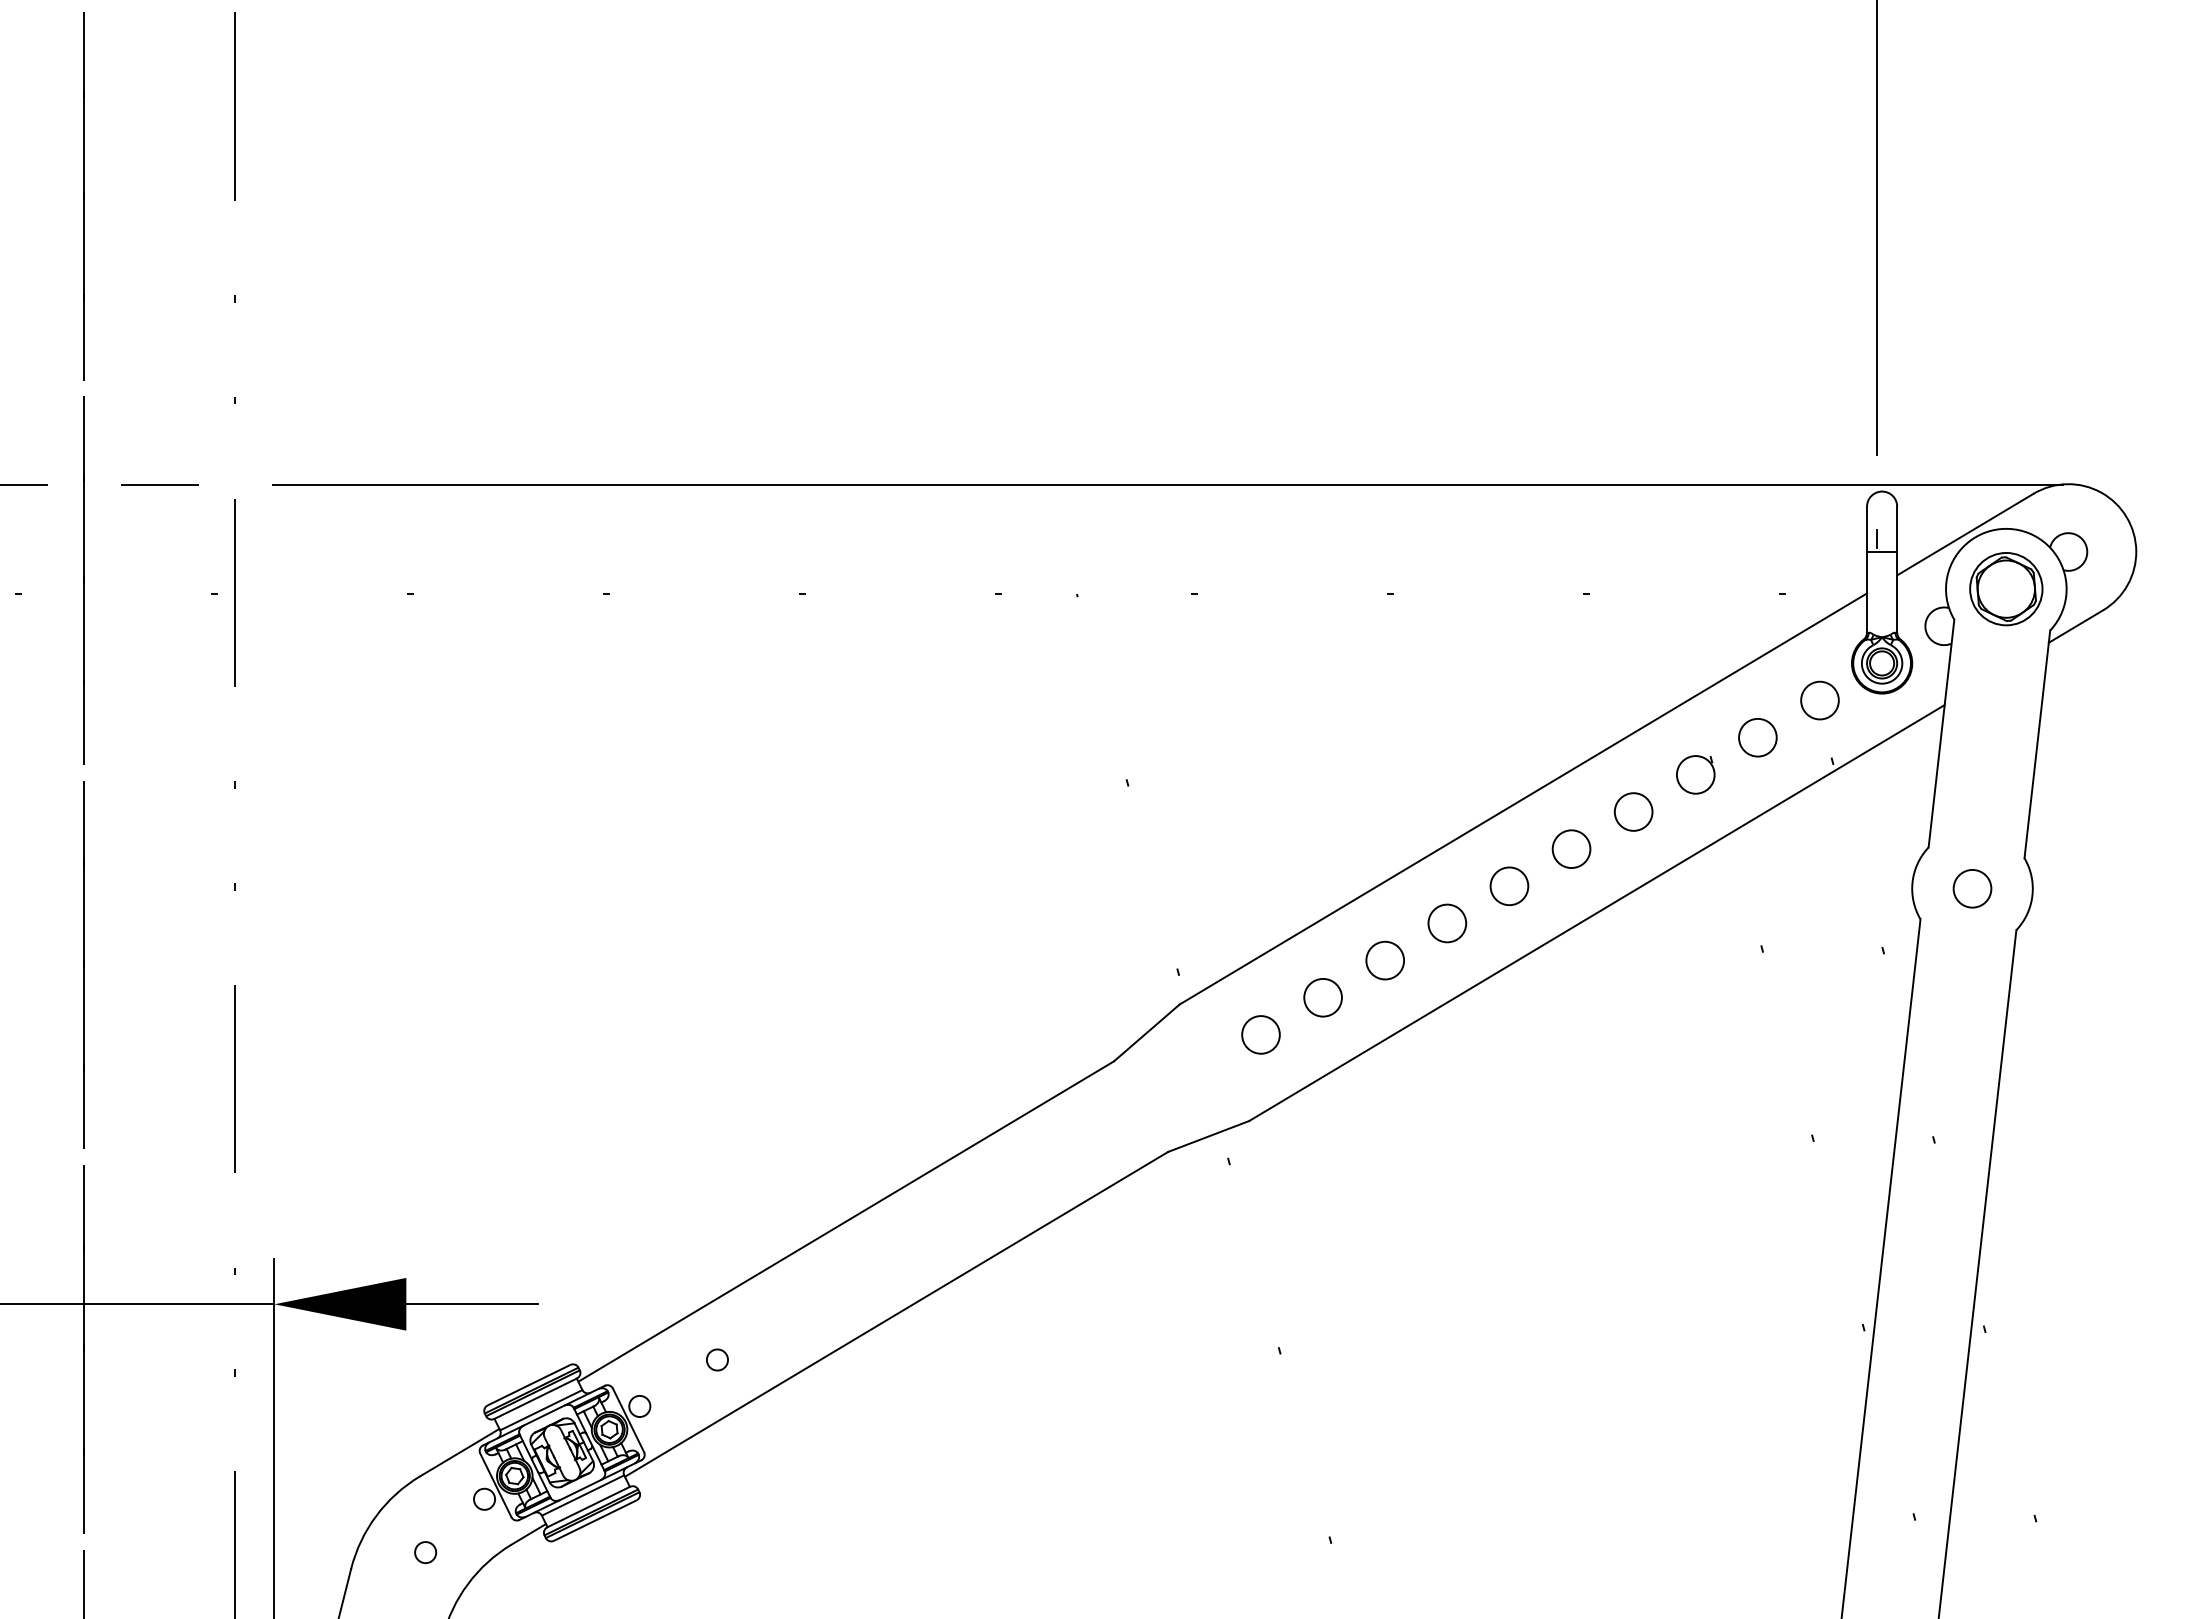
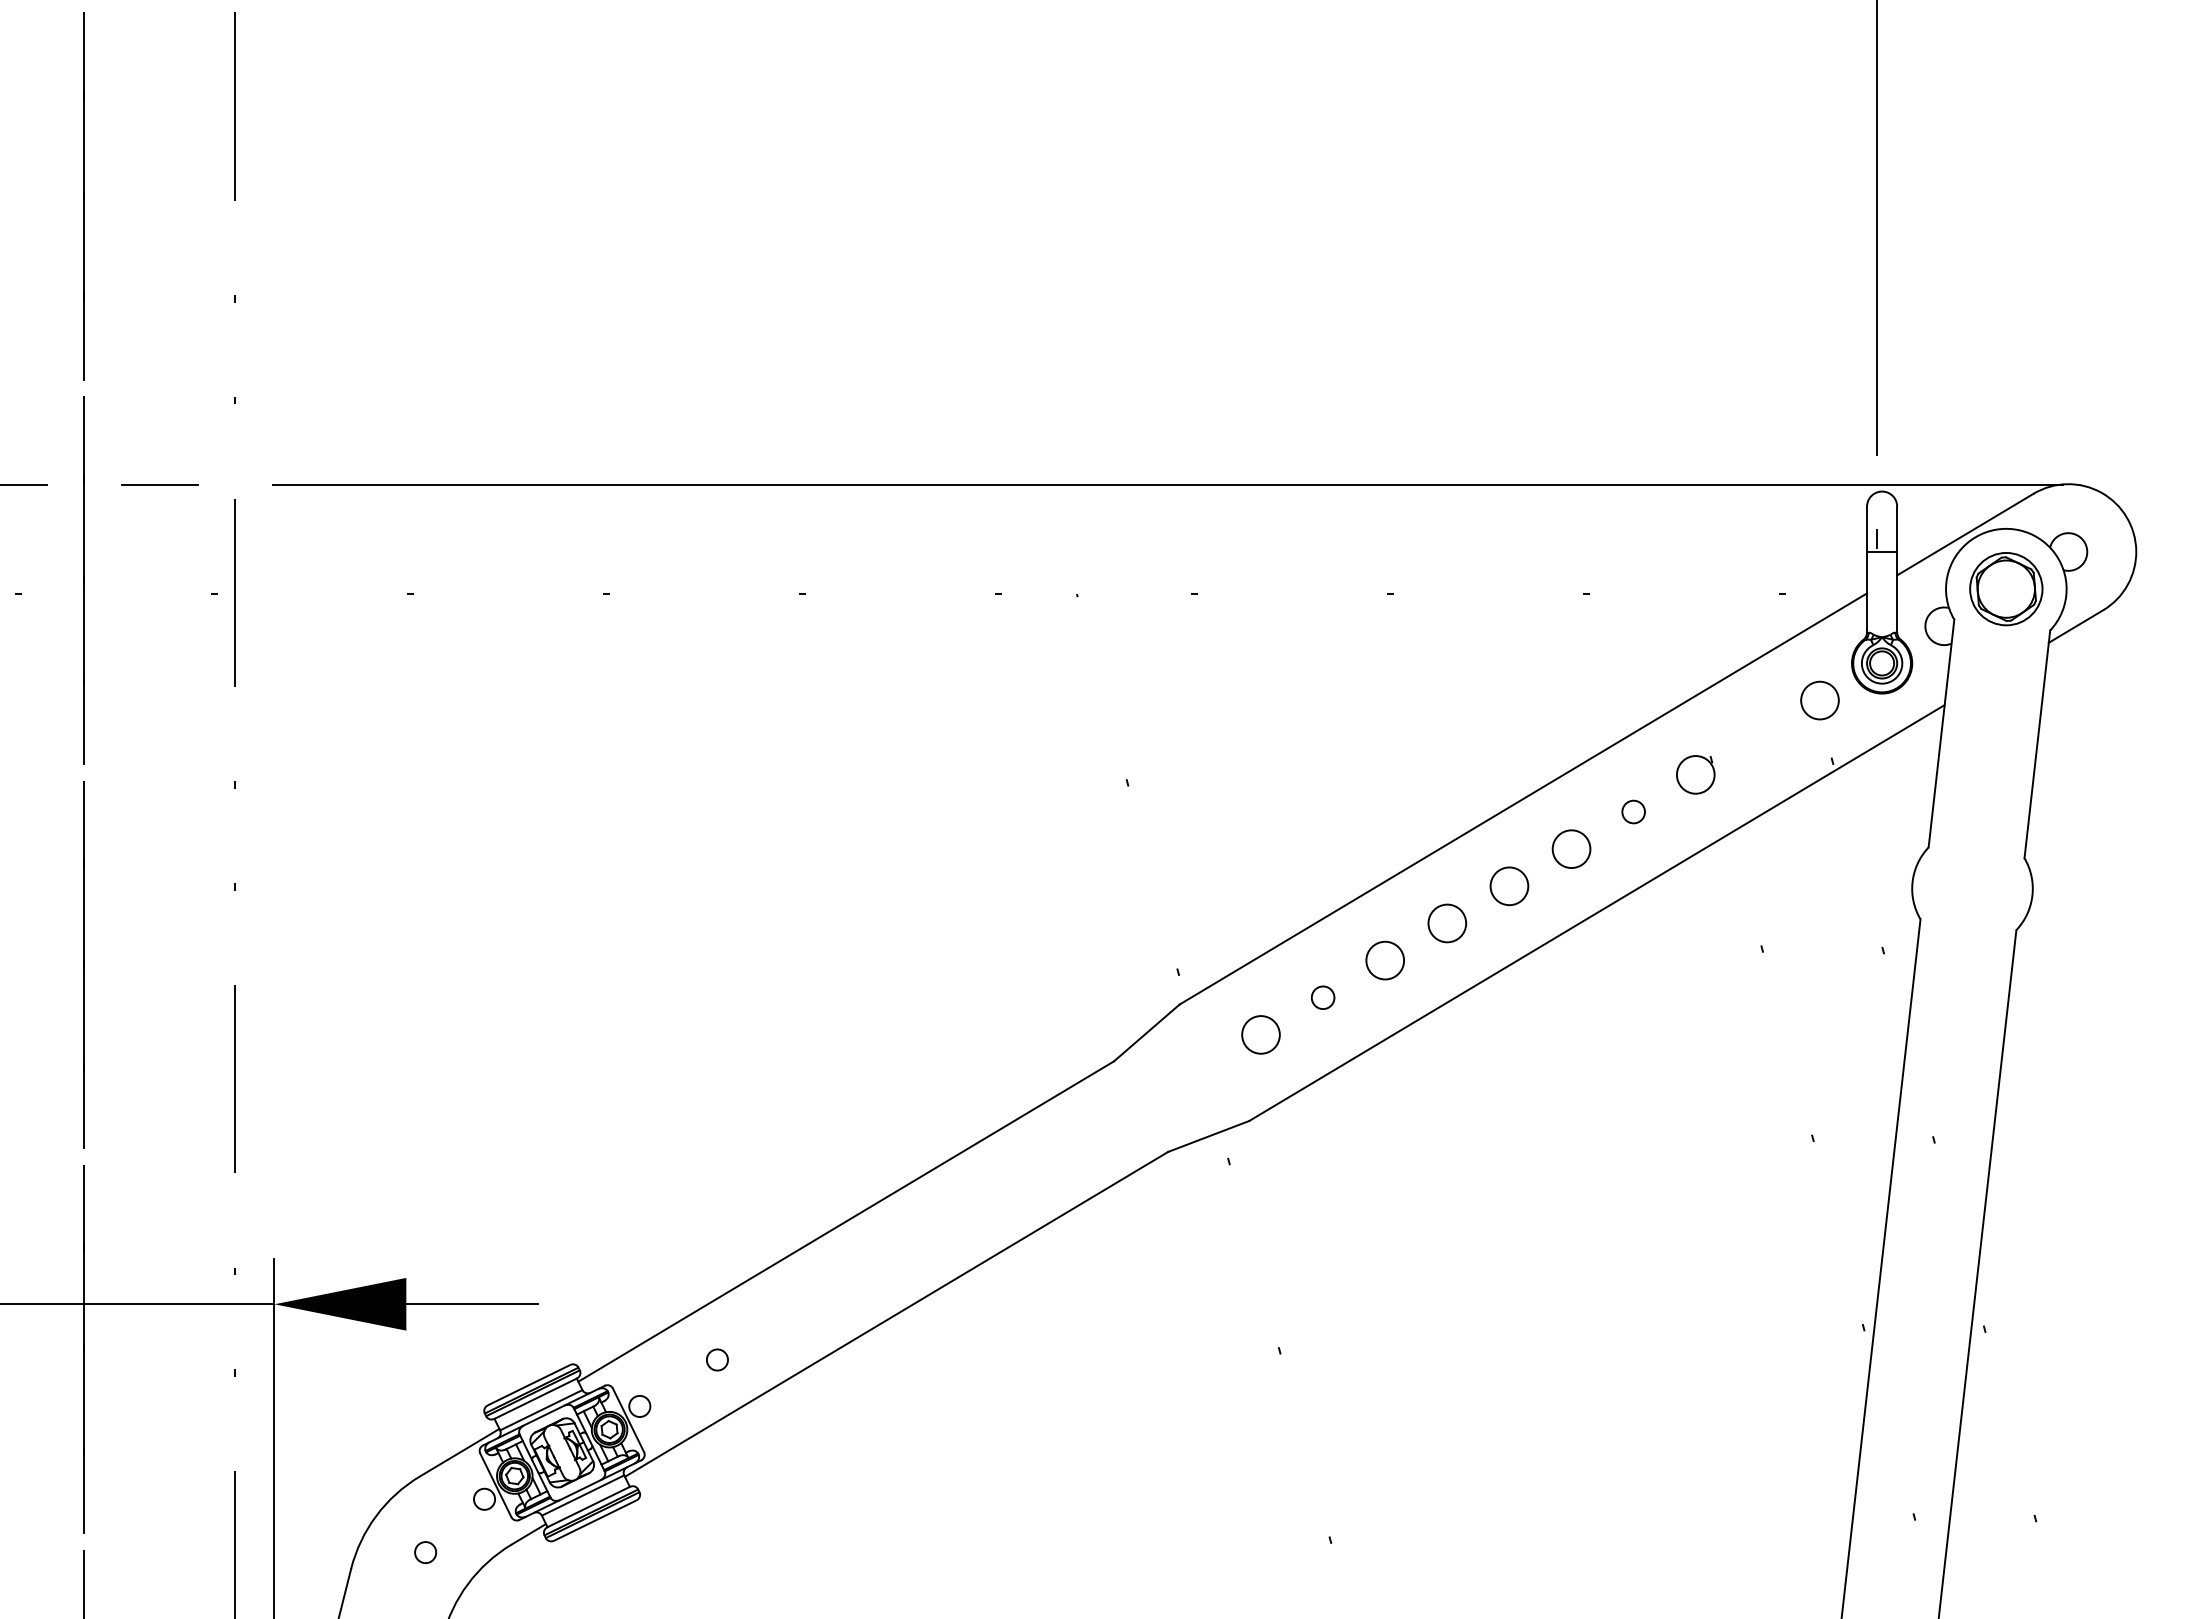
circle: present -> none (1757, 737)
circle diameter: 38 px -> 23 px (1633, 811)
circle: present -> none (1972, 888)
circle diameter: 38 px -> 23 px (1322, 997)
